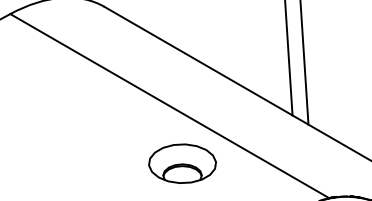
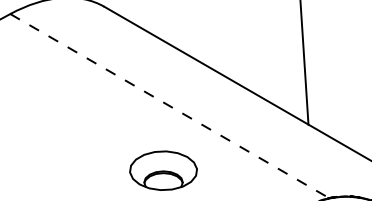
line: present -> none (288, 58)
line: solid -> dashed (170, 106)
part position: (182, 163) -> (163, 170) (163, 170)
